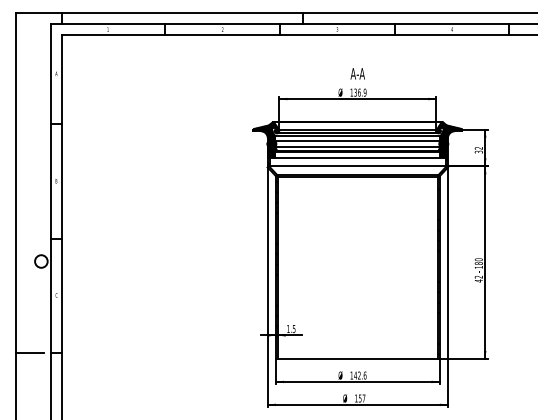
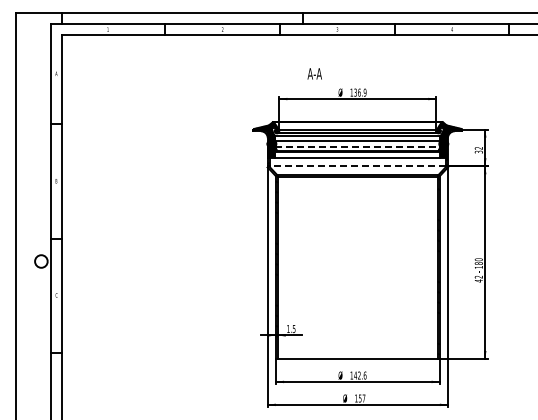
text position: (357, 73) -> (314, 73) (314, 73)
line: solid -> dashed (357, 146)
line: solid -> dashed (357, 166)
line: present -> none (29, 353)
